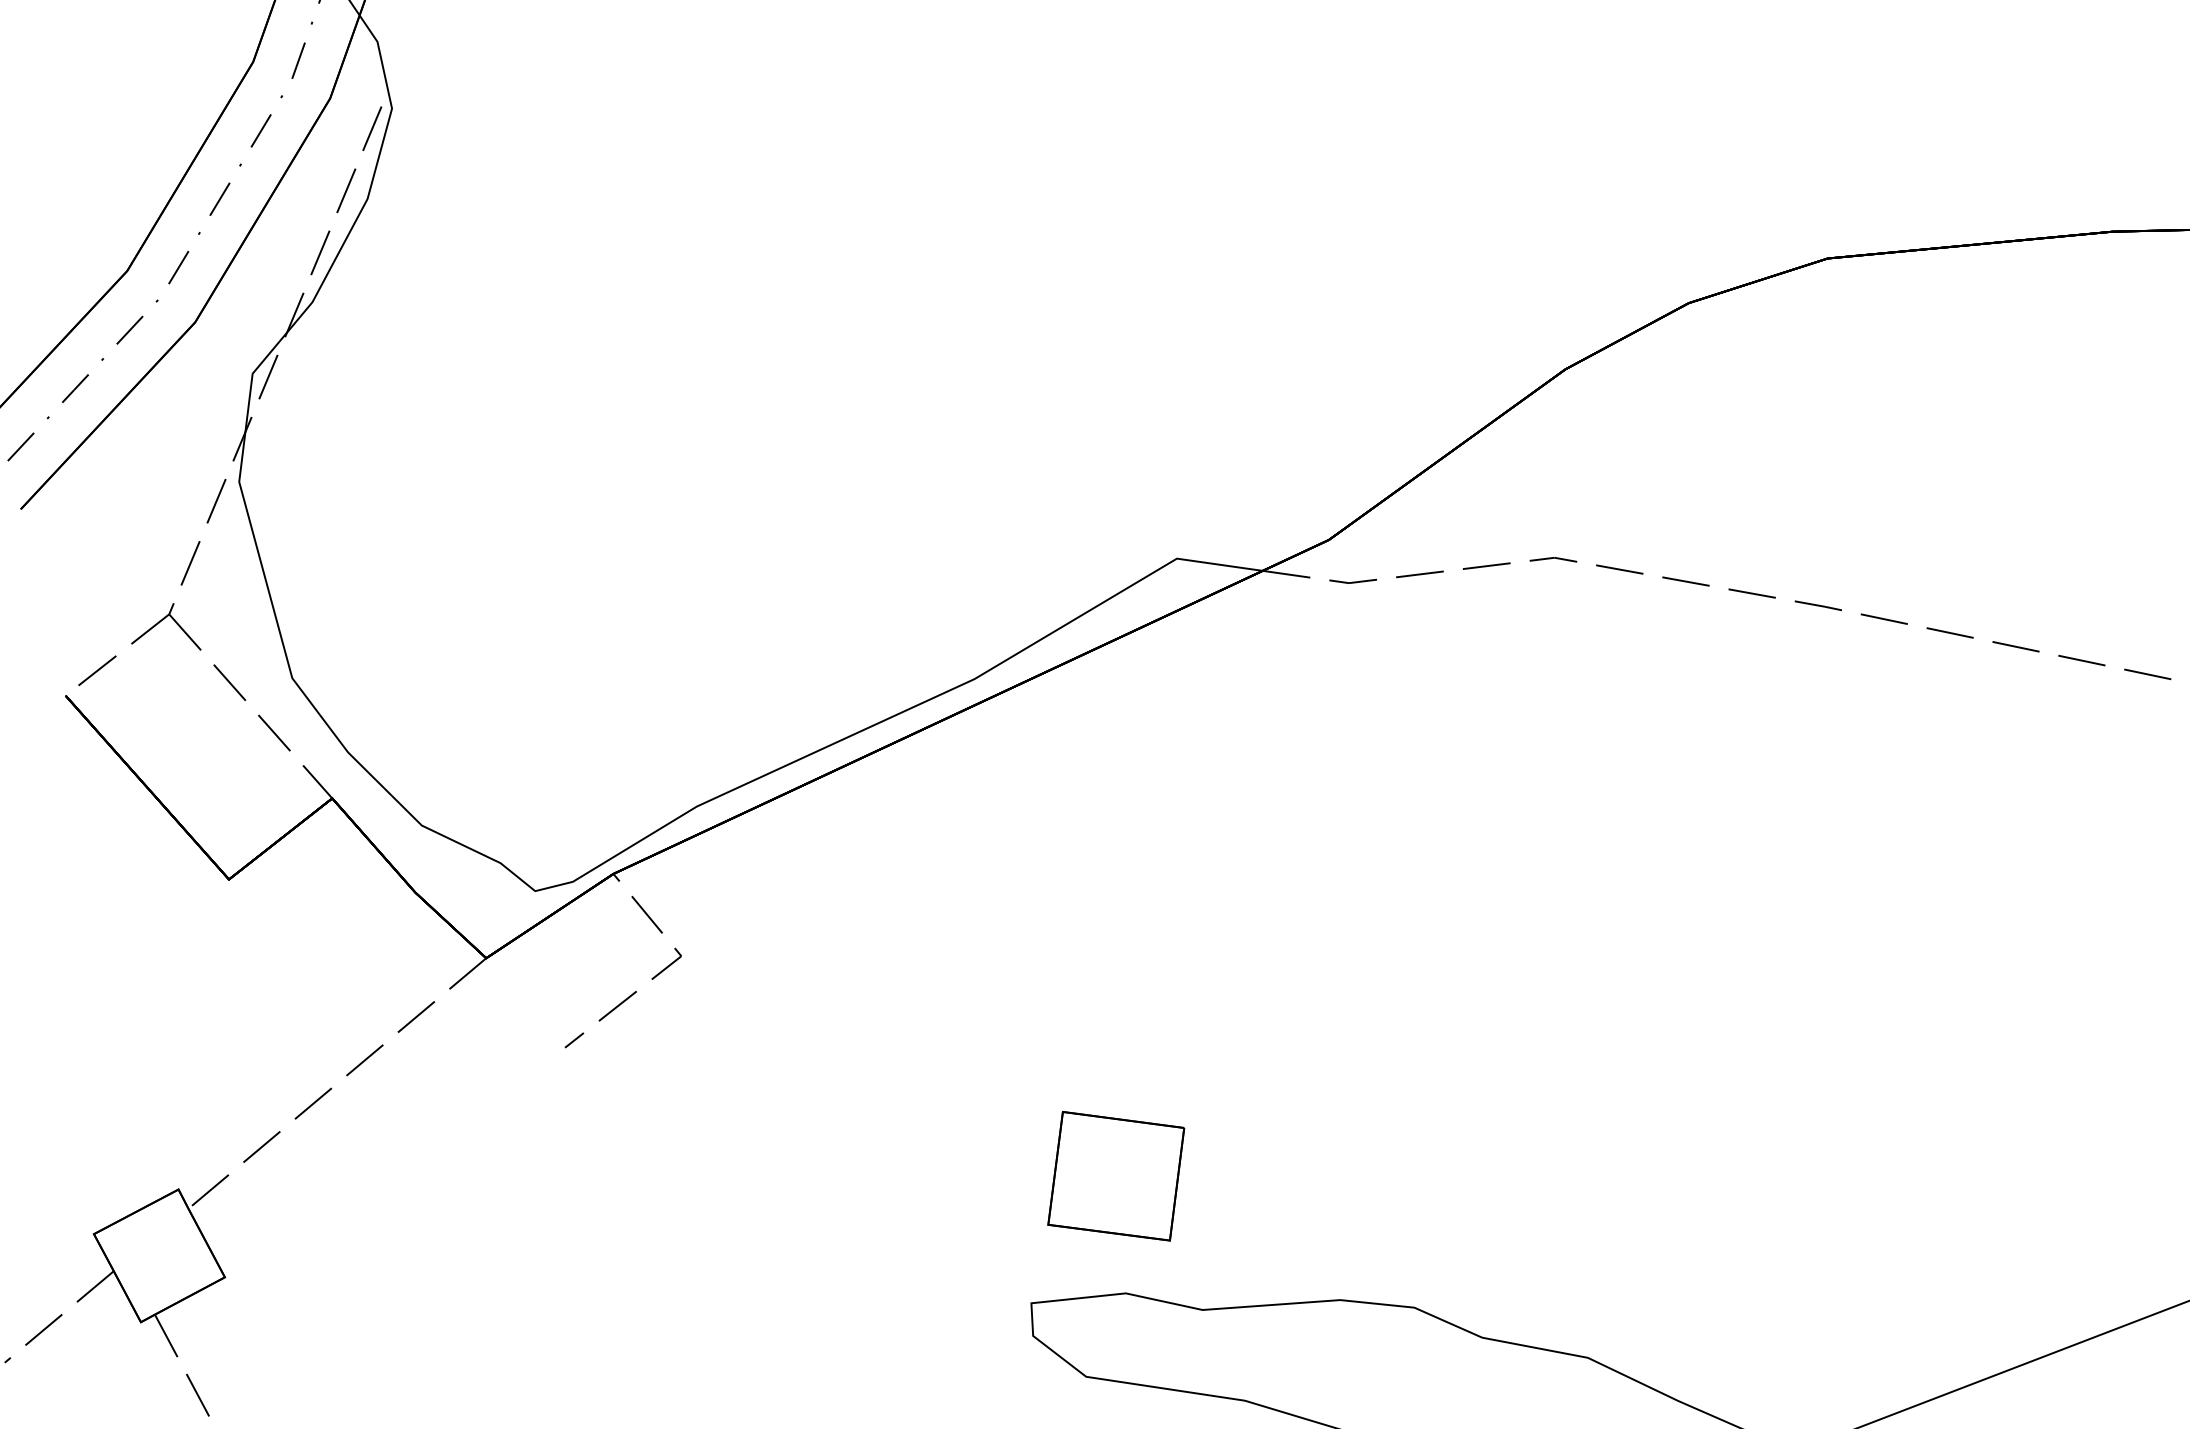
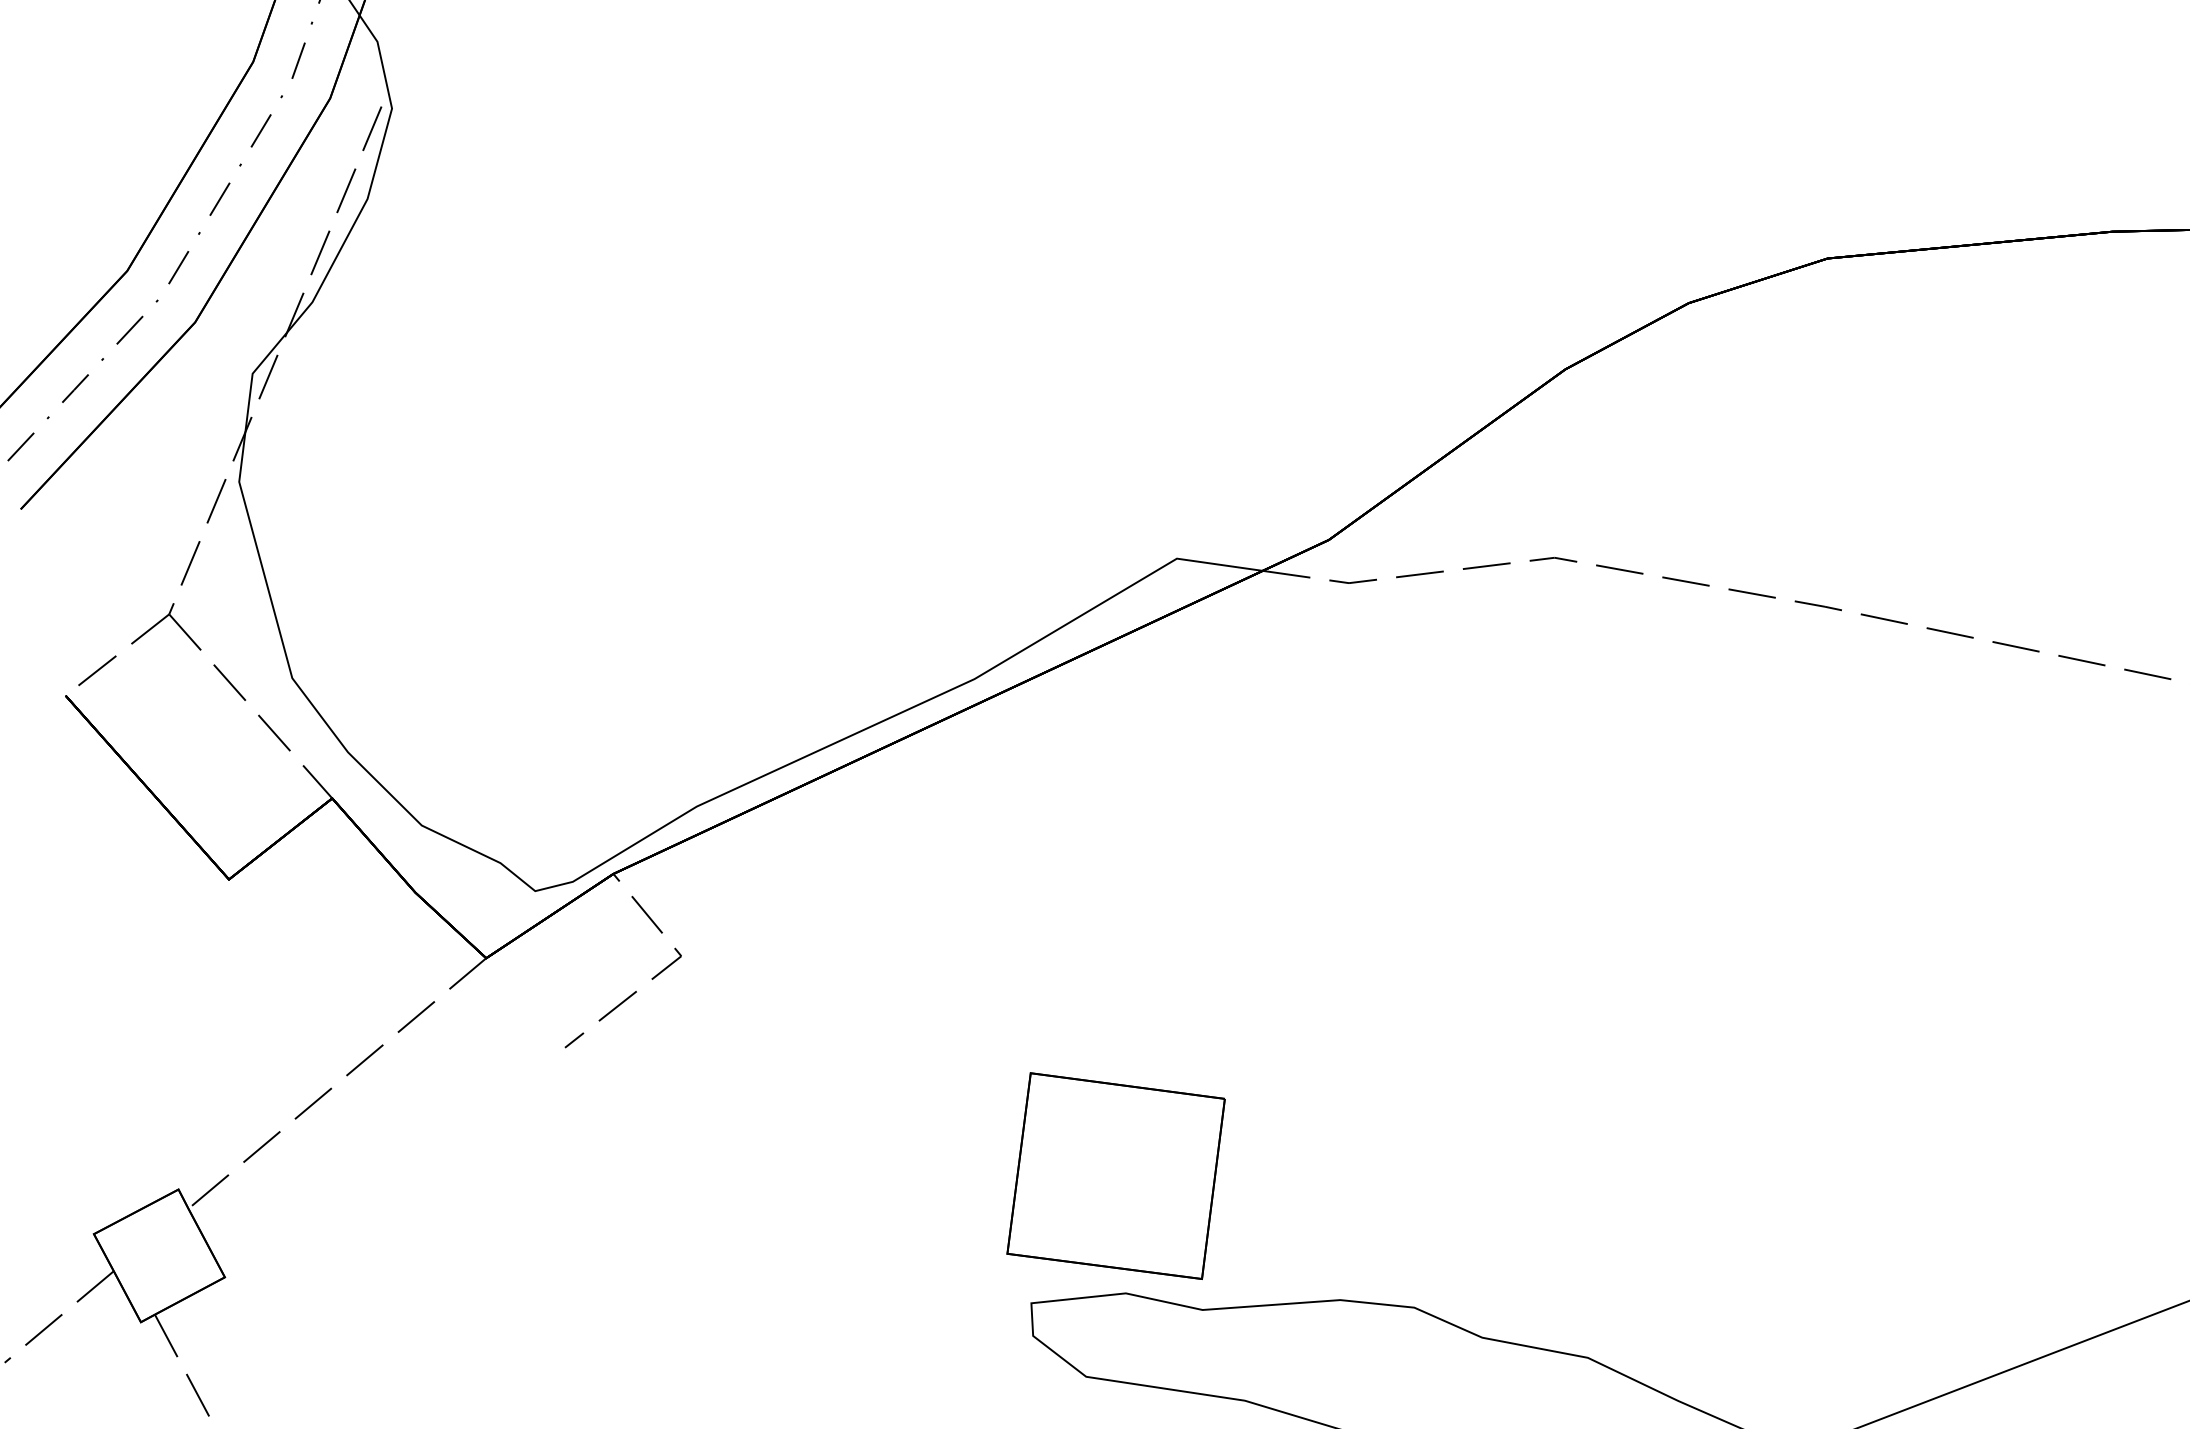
part size: 139x131 px -> 220x208 px (1115, 1175)
